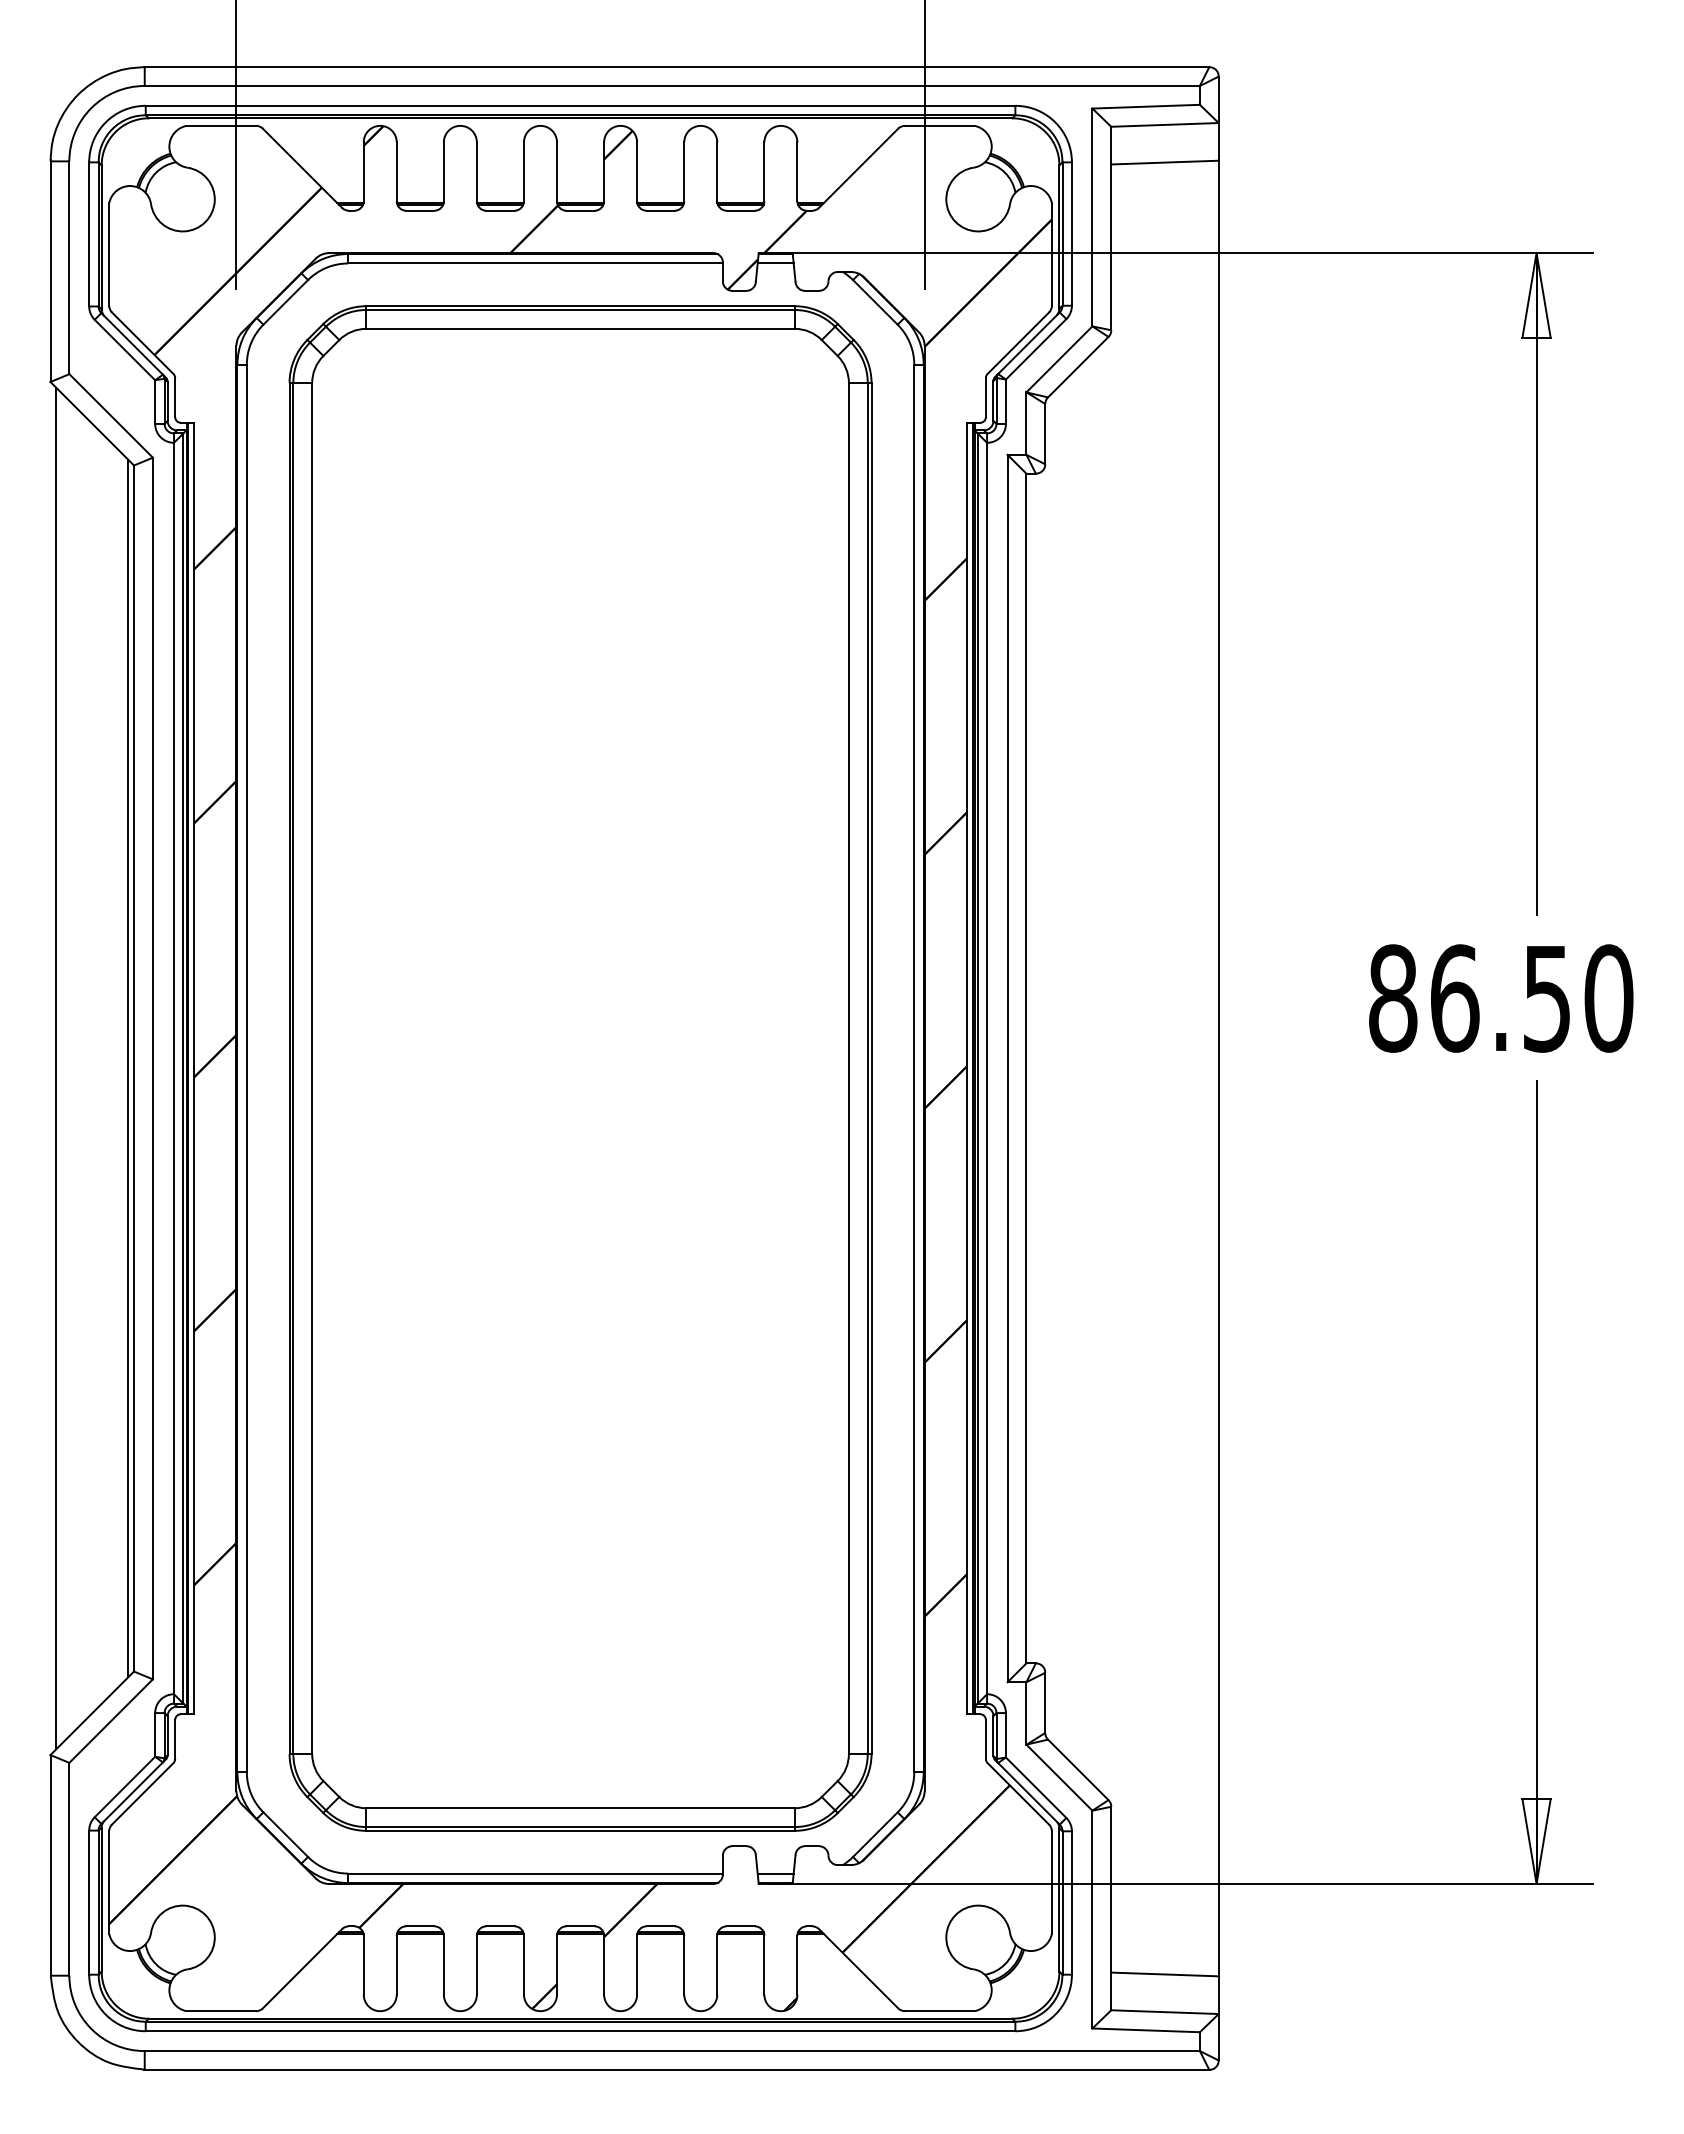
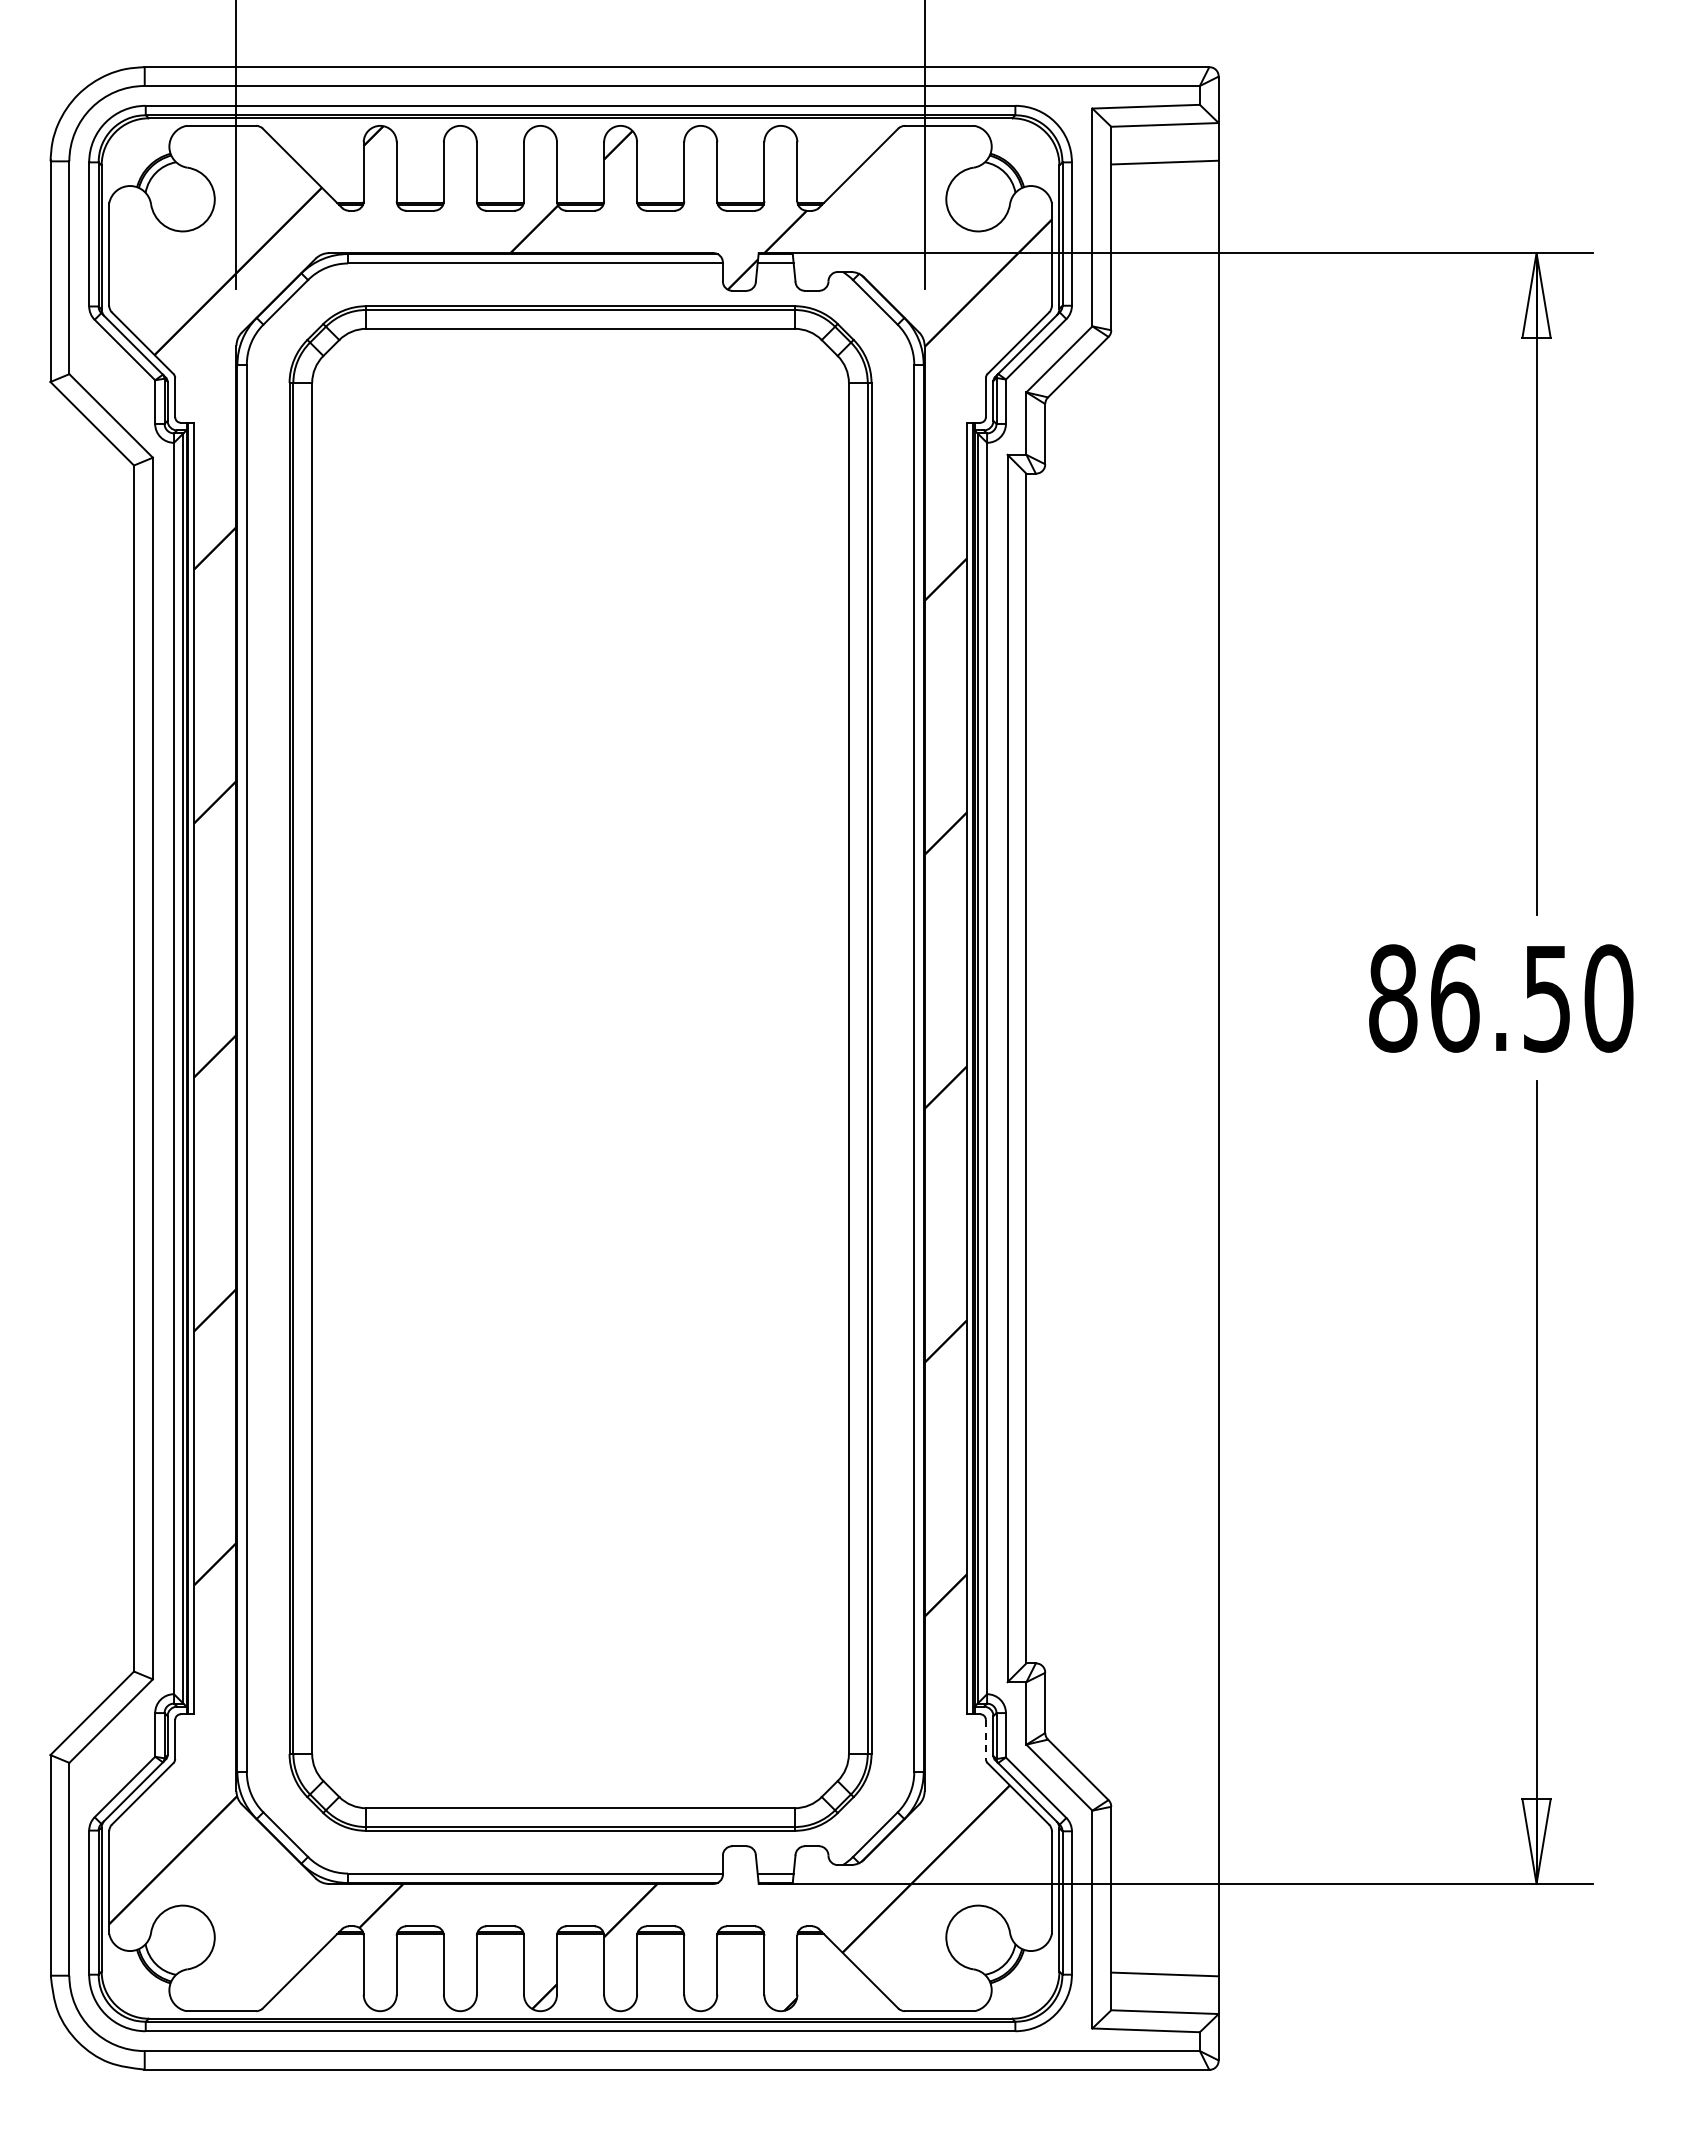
line: present -> none (56, 1068)
line: present -> none (128, 1068)
line: solid -> dashed (985, 1739)
